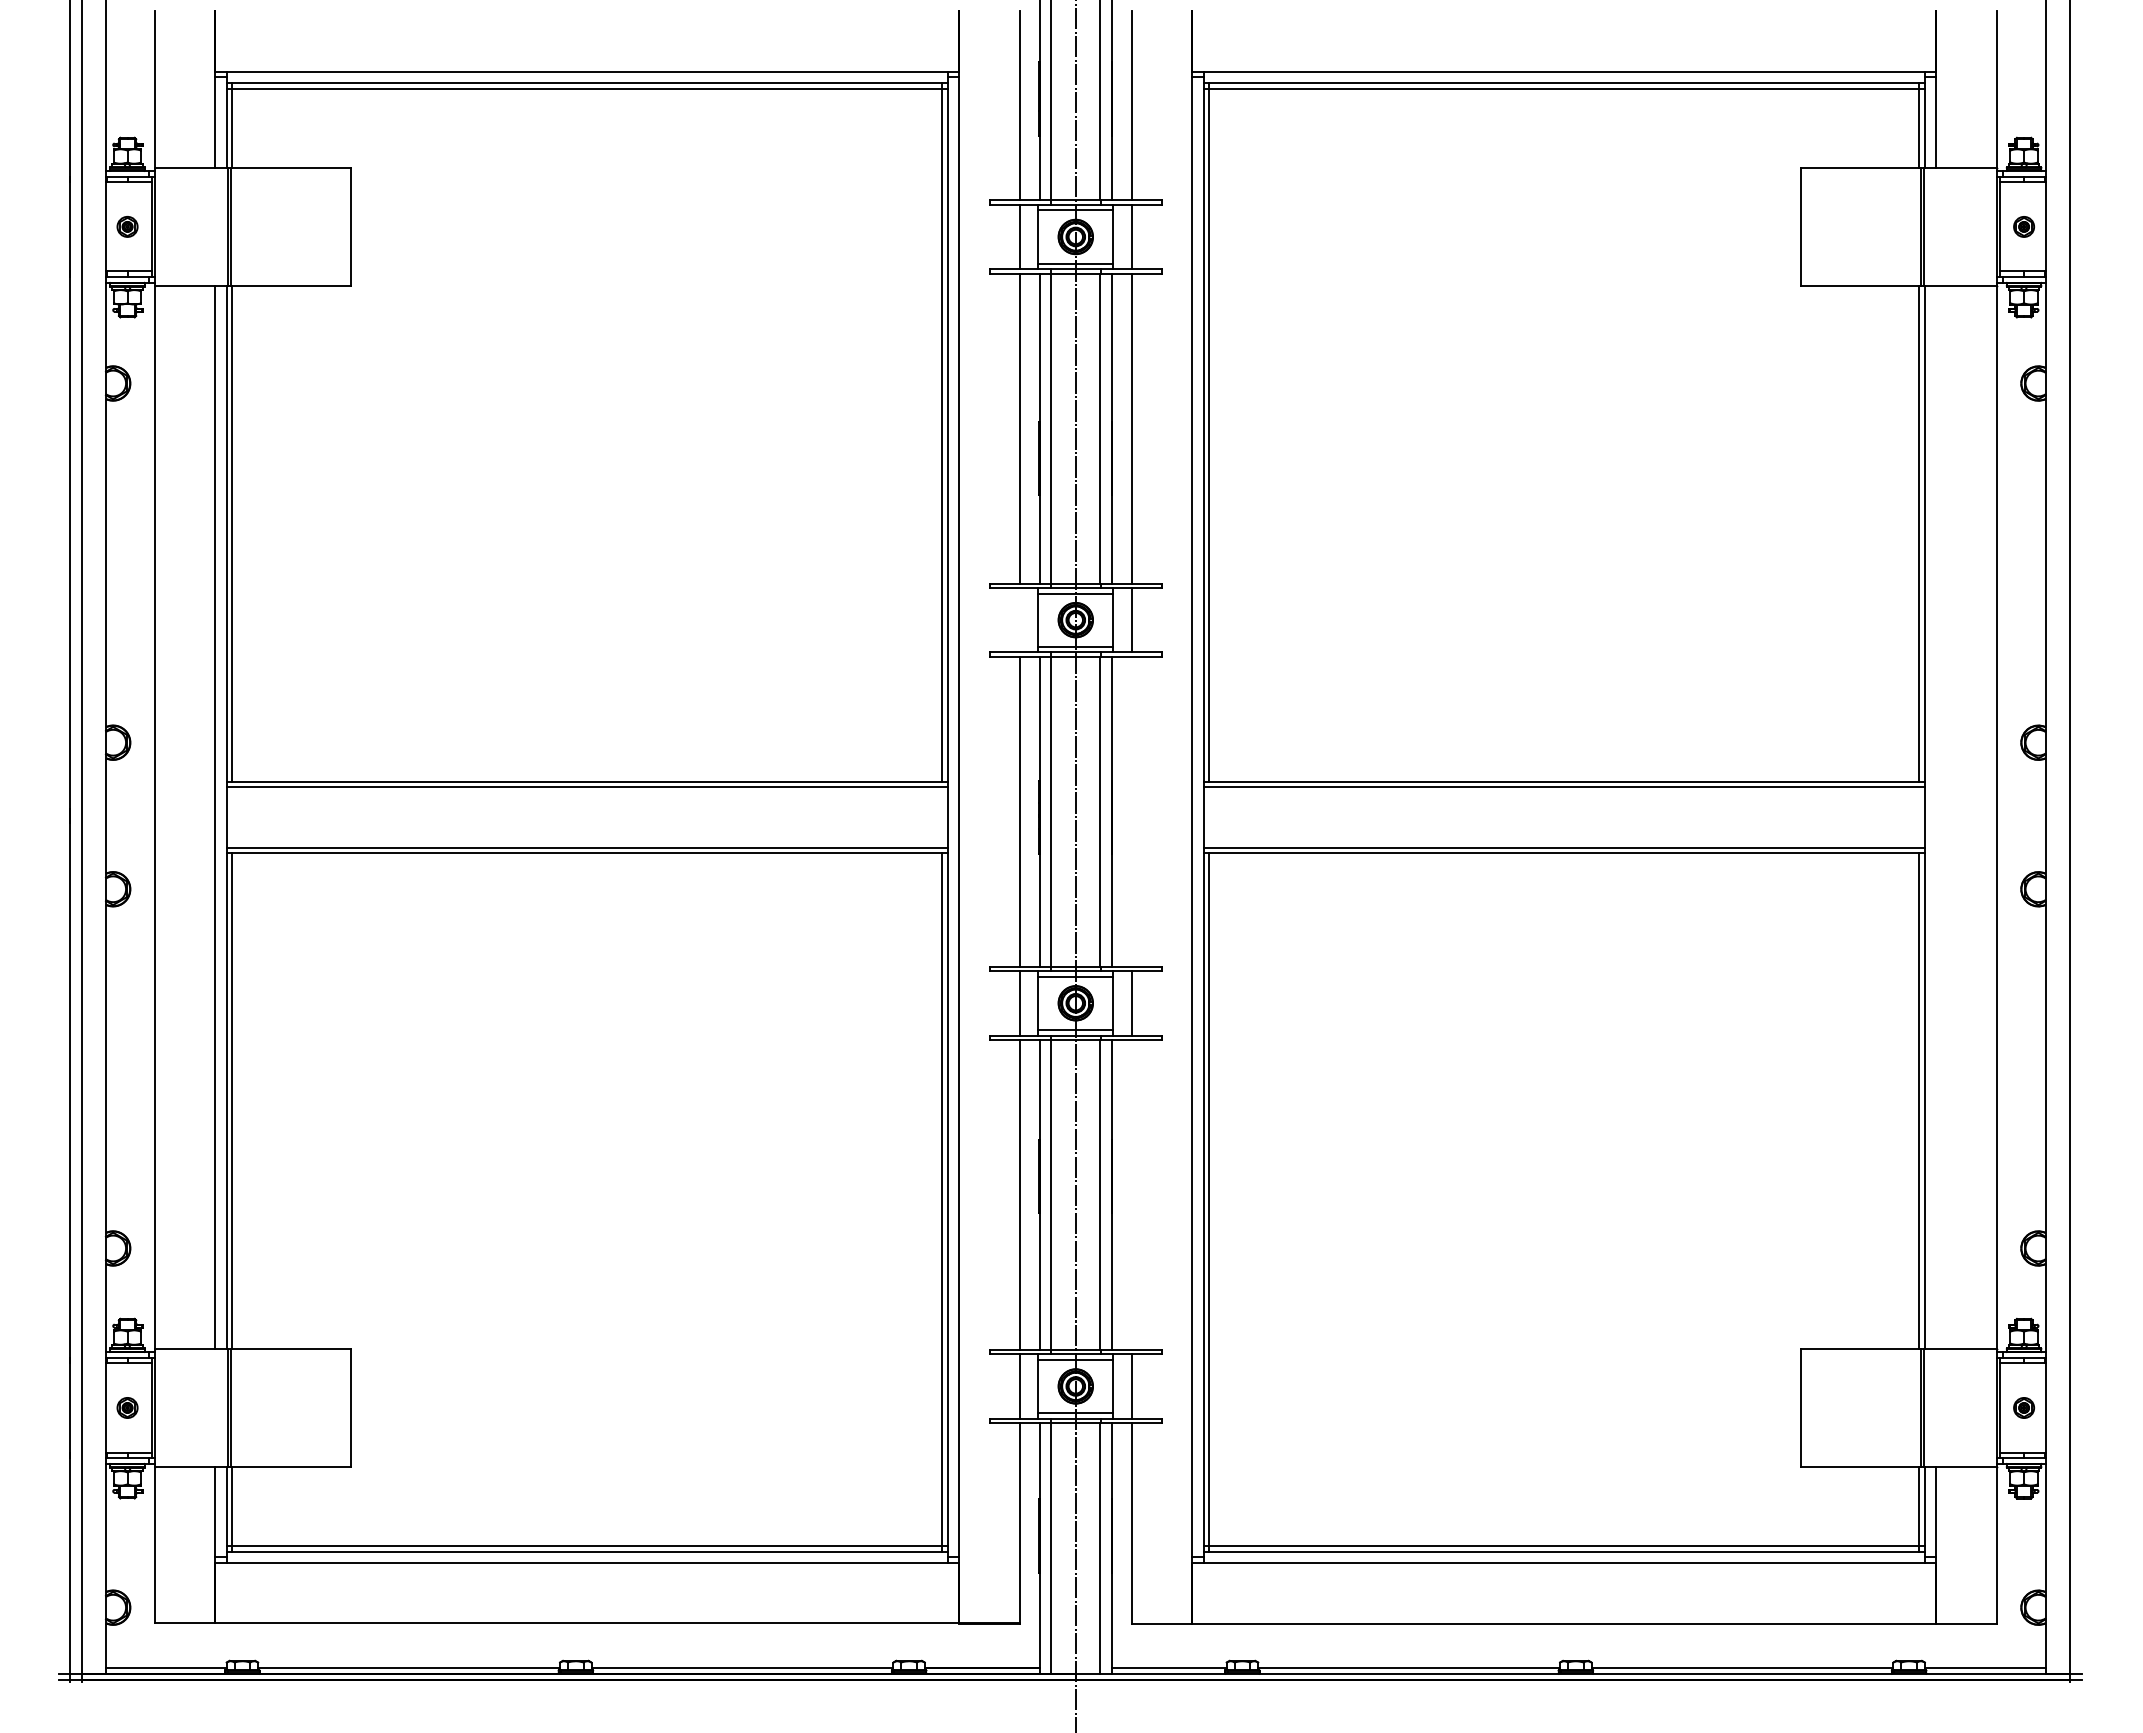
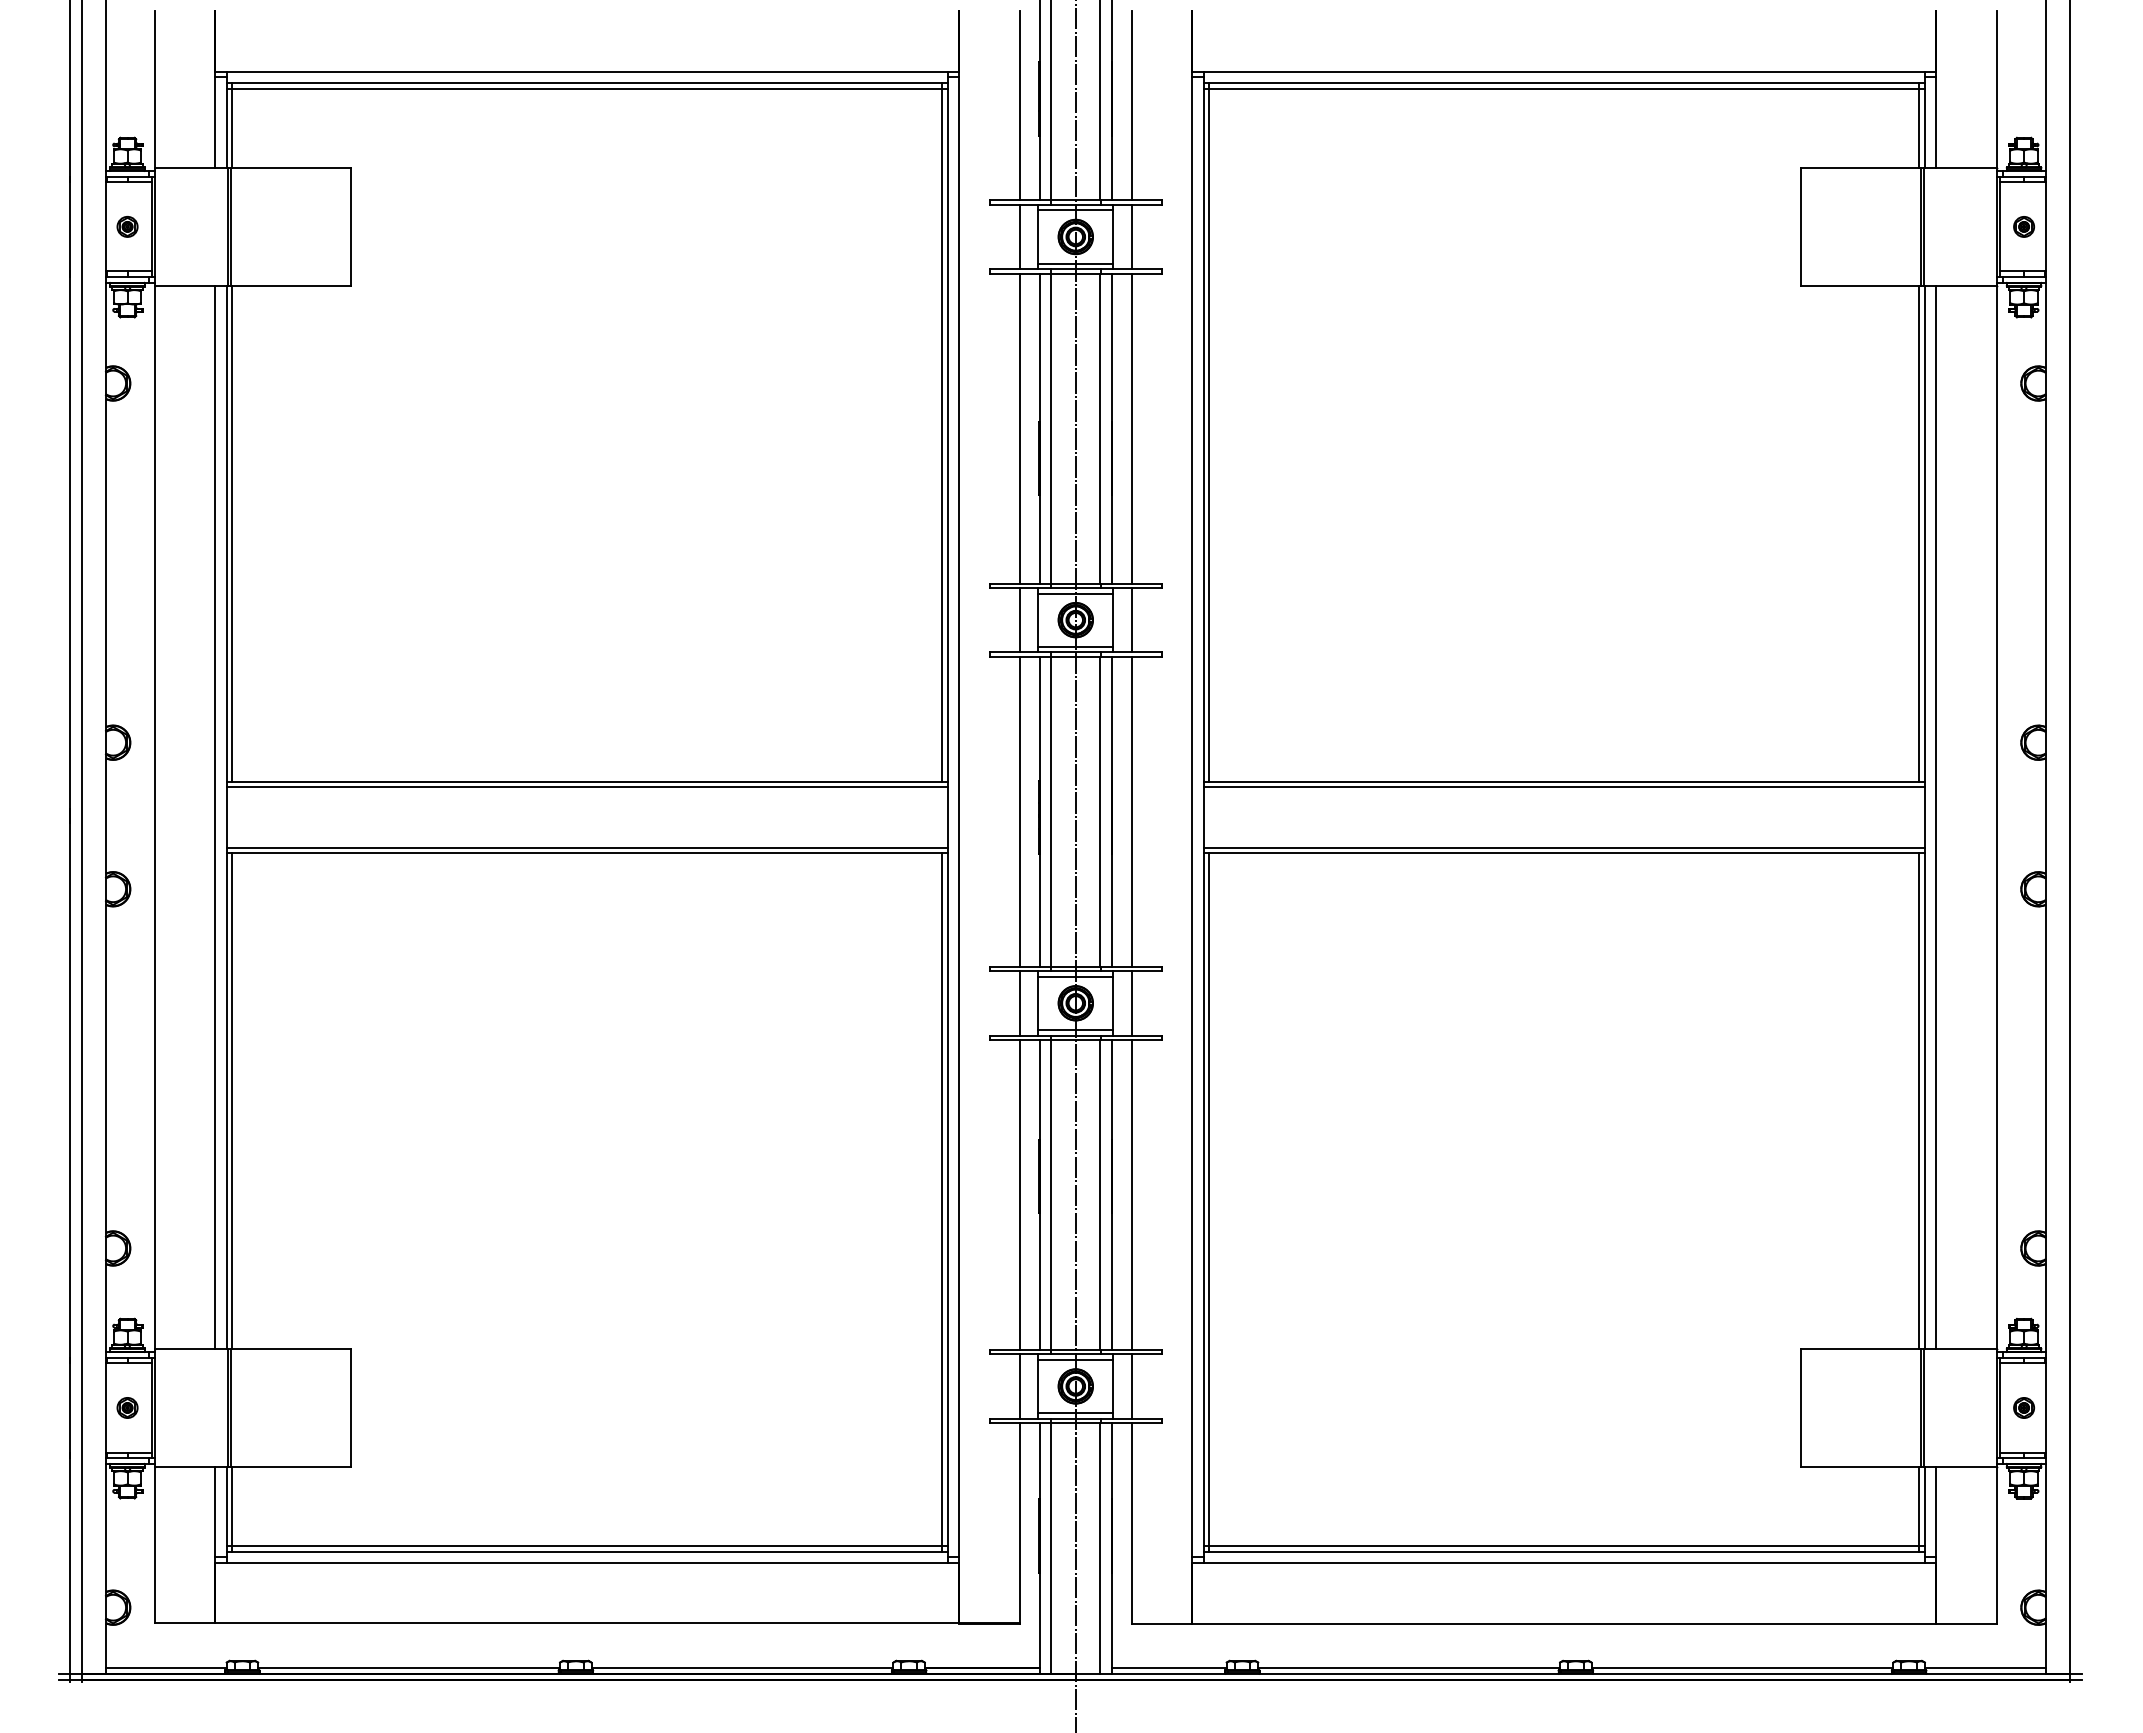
line: none -> present (1019, 619)
line: none -> present (1131, 811)
line: none -> present (1936, 817)
line: none -> present (1131, 1194)
